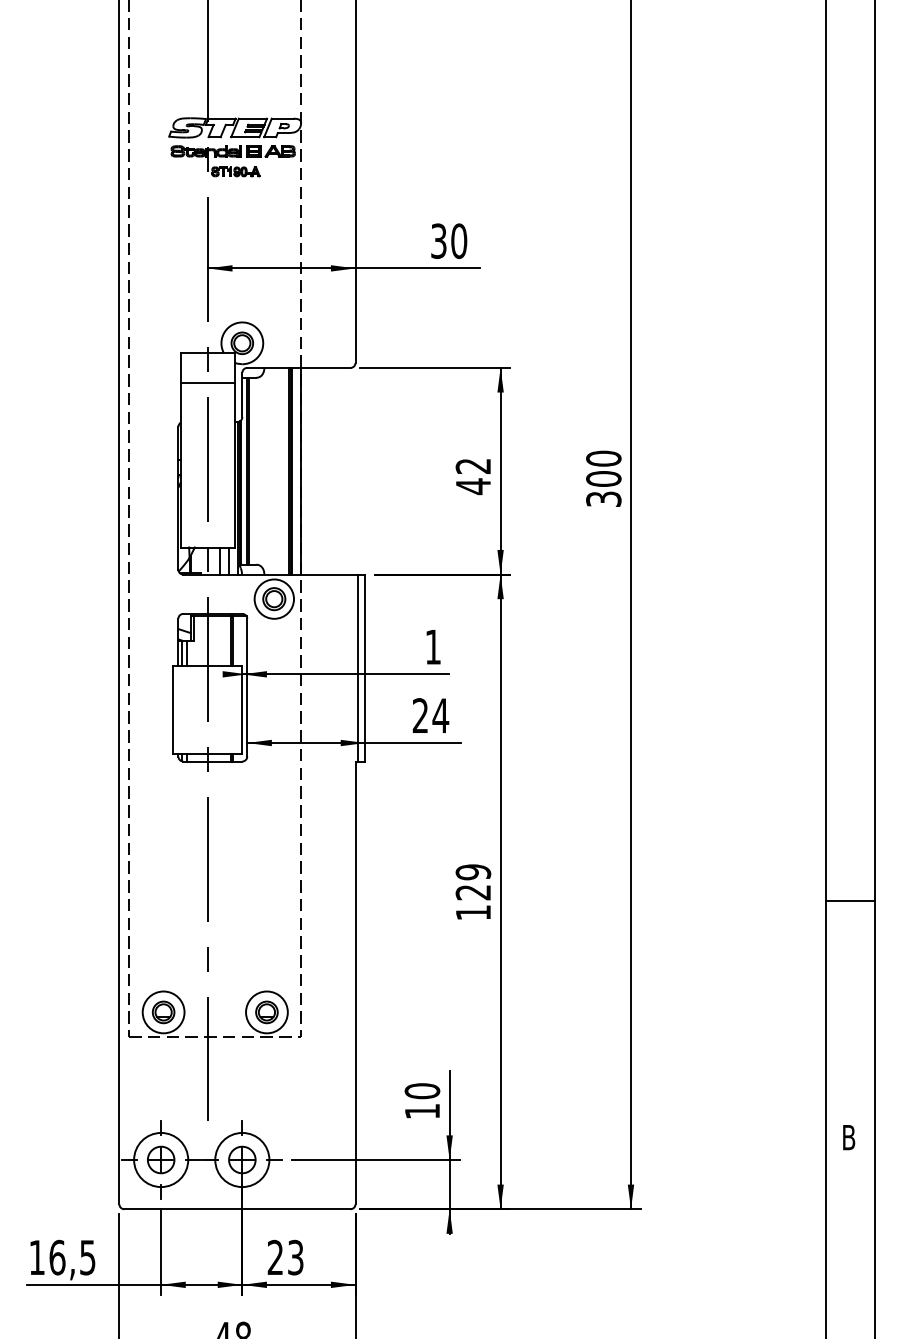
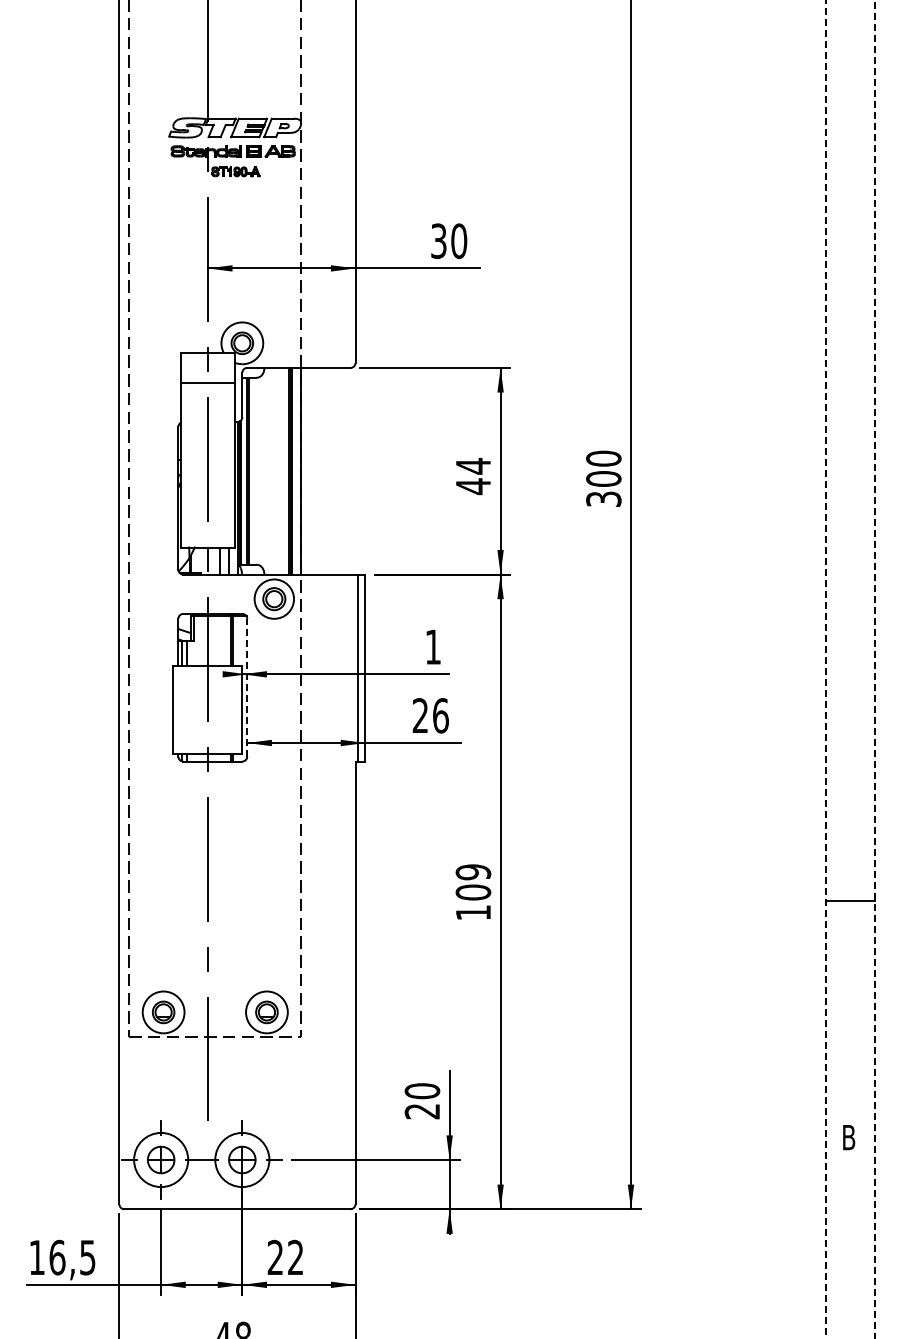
text: 42 -> 44 (472, 466)
line: solid -> dashed (825, 669)
line: solid -> dashed (874, 669)
line: solid -> dashed (247, 687)
text: 24 -> 26 (440, 715)
text: 129 -> 109 (473, 892)
text: 10 -> 20 (421, 1111)
text: 23 -> 22 (295, 1257)
